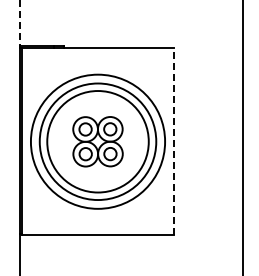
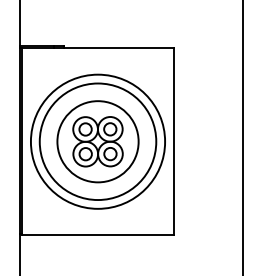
line: dashed -> solid (20, 23)
circle diameter: 102 px -> 81 px (97, 141)
line: dashed -> solid (173, 141)
